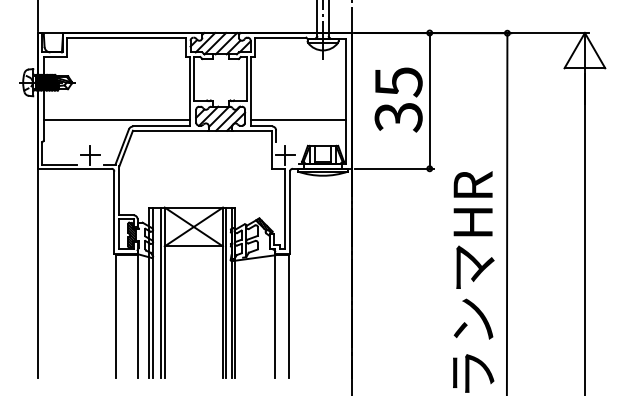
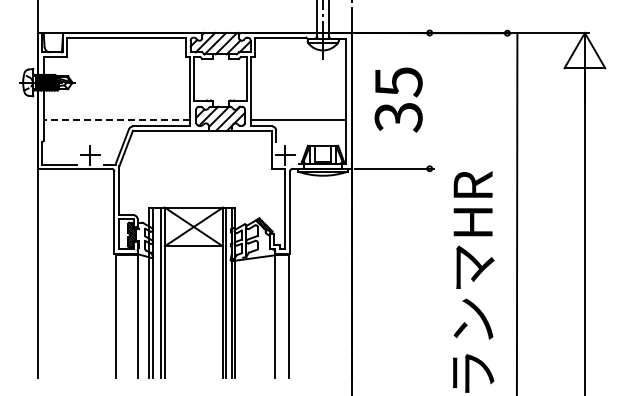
line: present -> none (429, 100)
line: solid -> dashed (116, 120)
line position: (506, 212) -> (516, 212) (516, 212)
